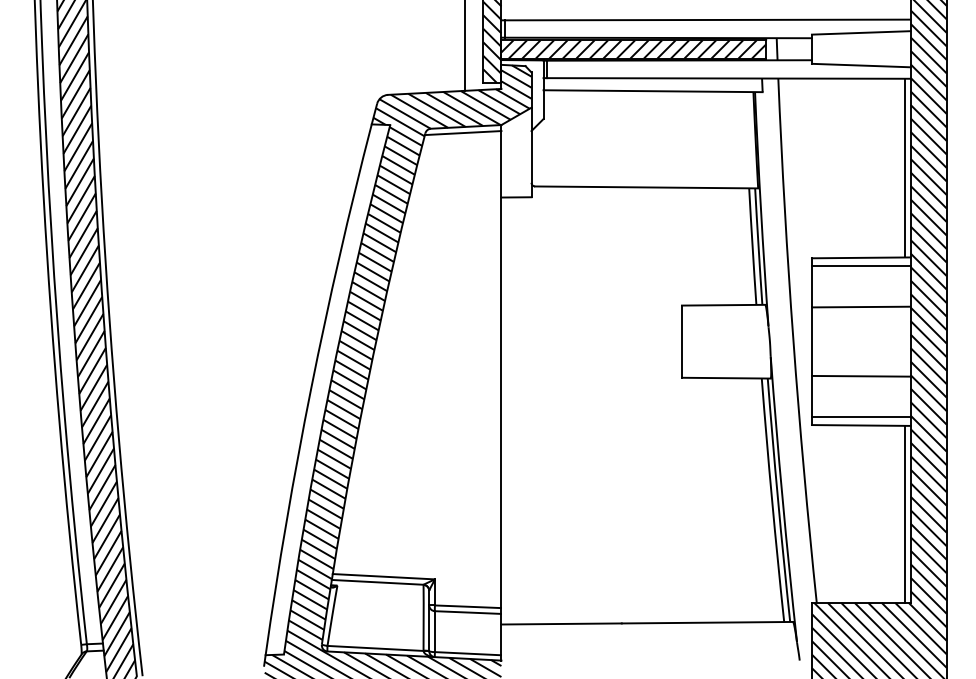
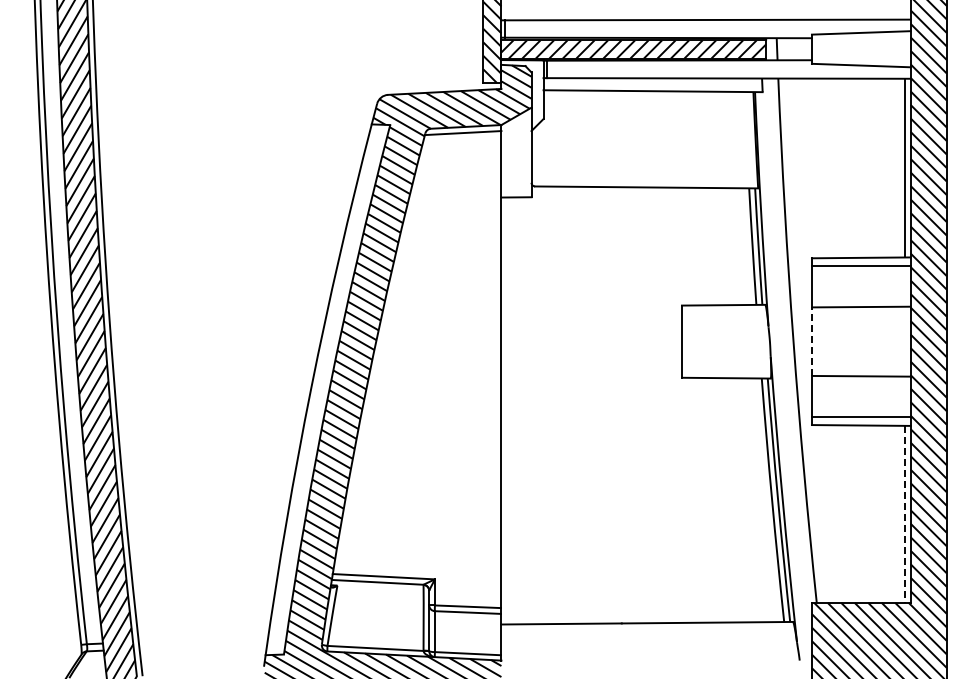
line: present -> none (465, 46)
line: solid -> dashed (811, 341)
line: solid -> dashed (904, 514)
